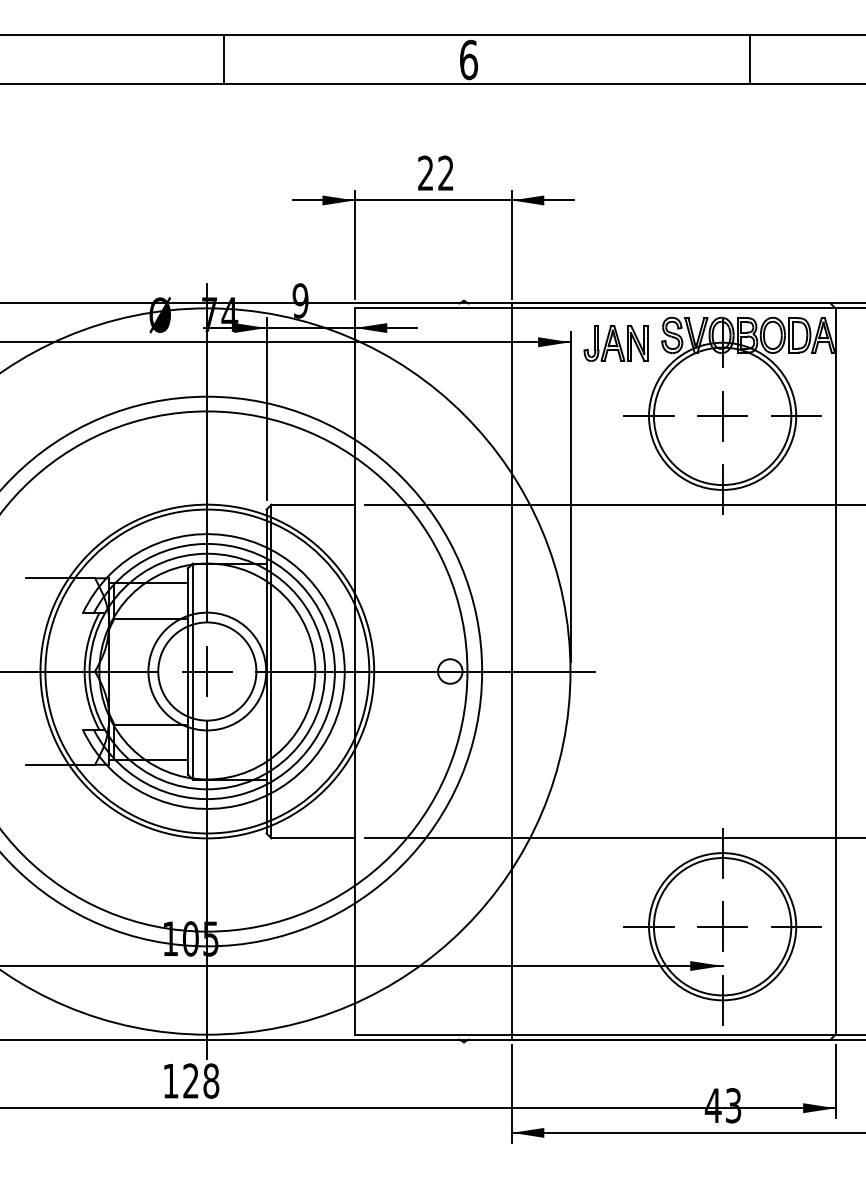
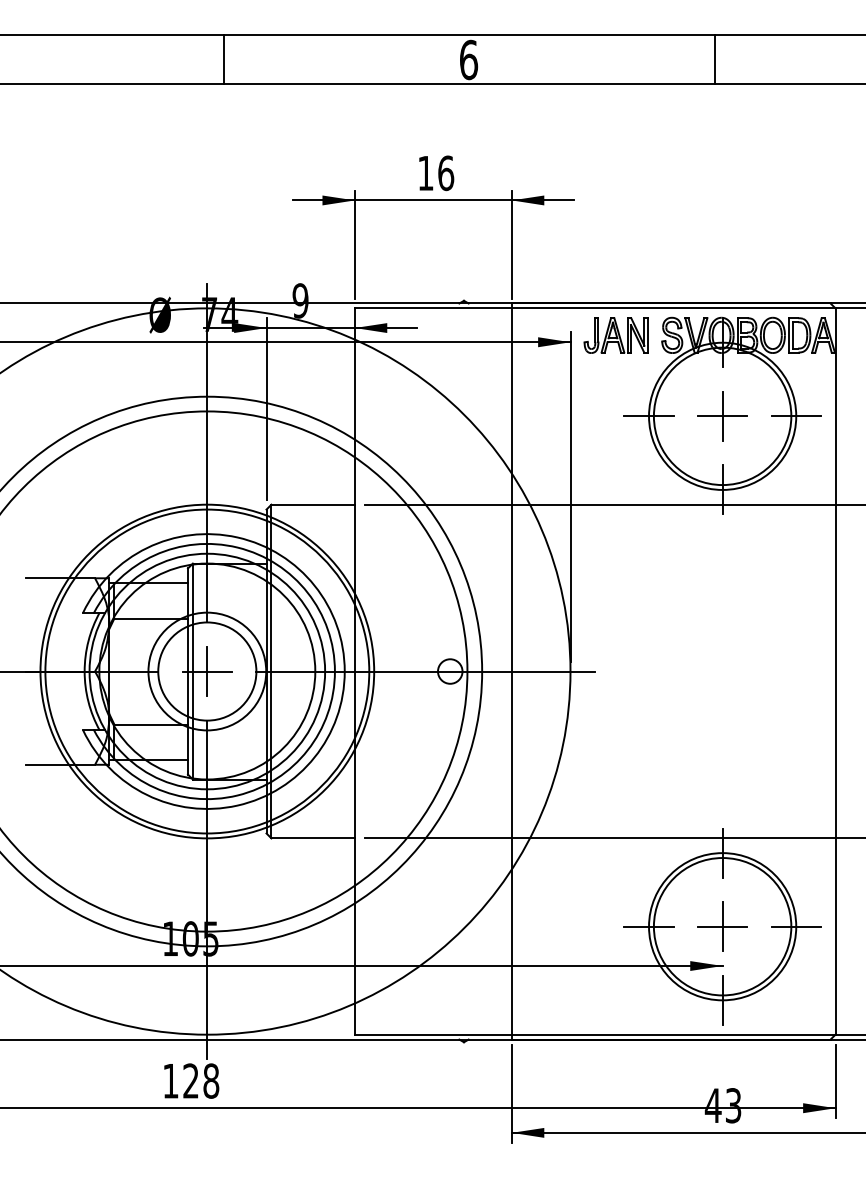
line position: (749, 59) -> (714, 59) (714, 59)
text: 22 -> 16 (436, 173)
part position: (615, 343) -> (615, 335) (615, 335)
